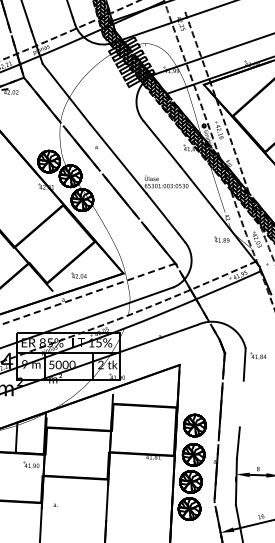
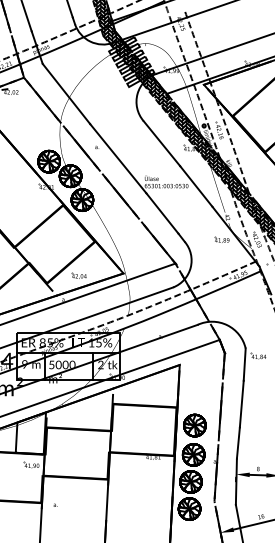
line: dashed -> solid (87, 294)
line: none -> present (110, 377)
line: none -> present (241, 403)
